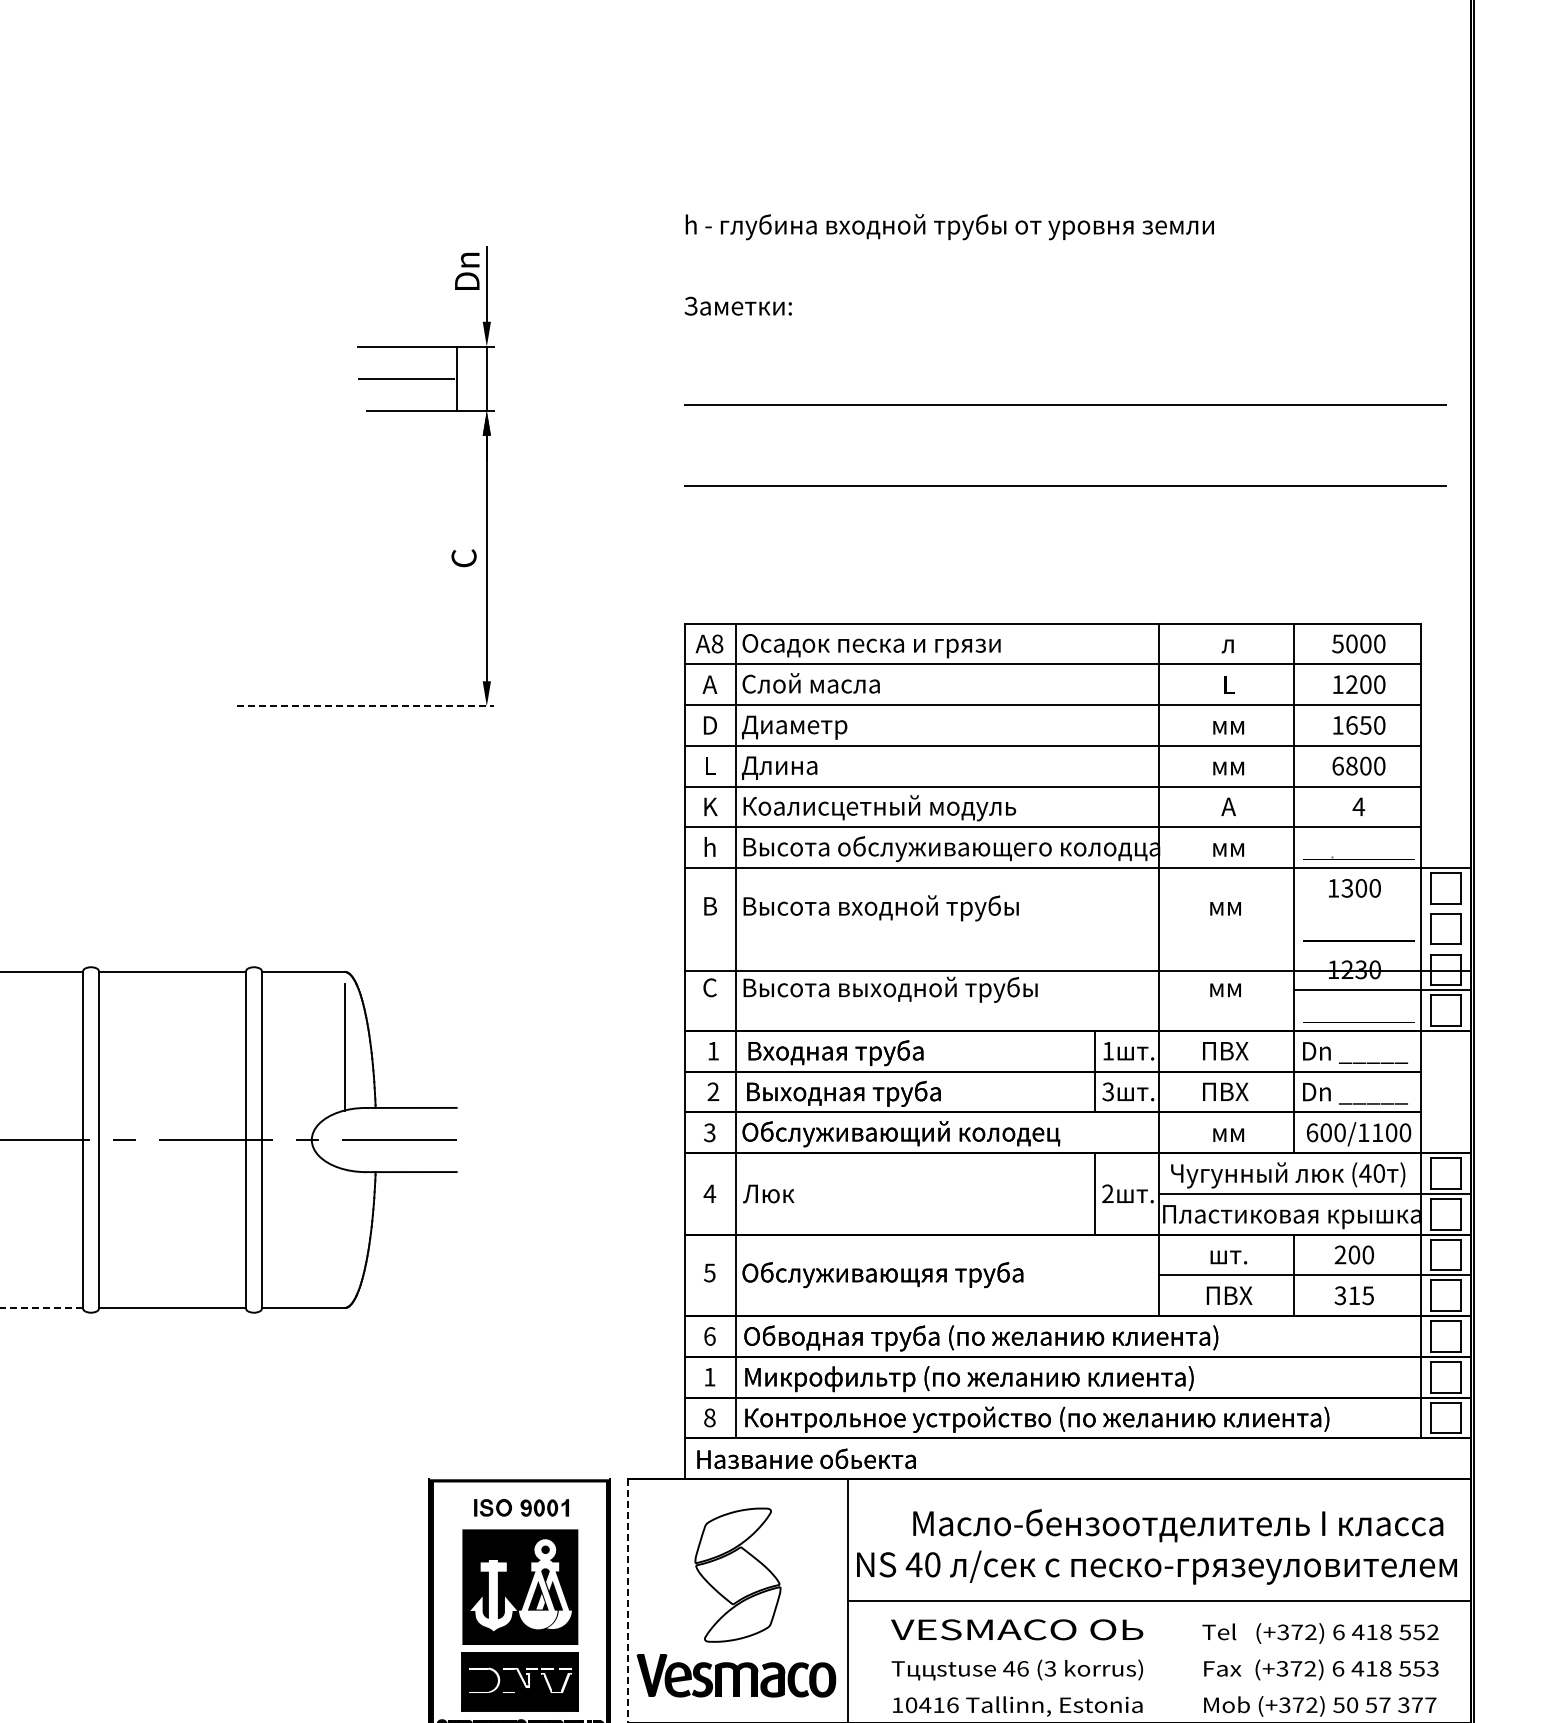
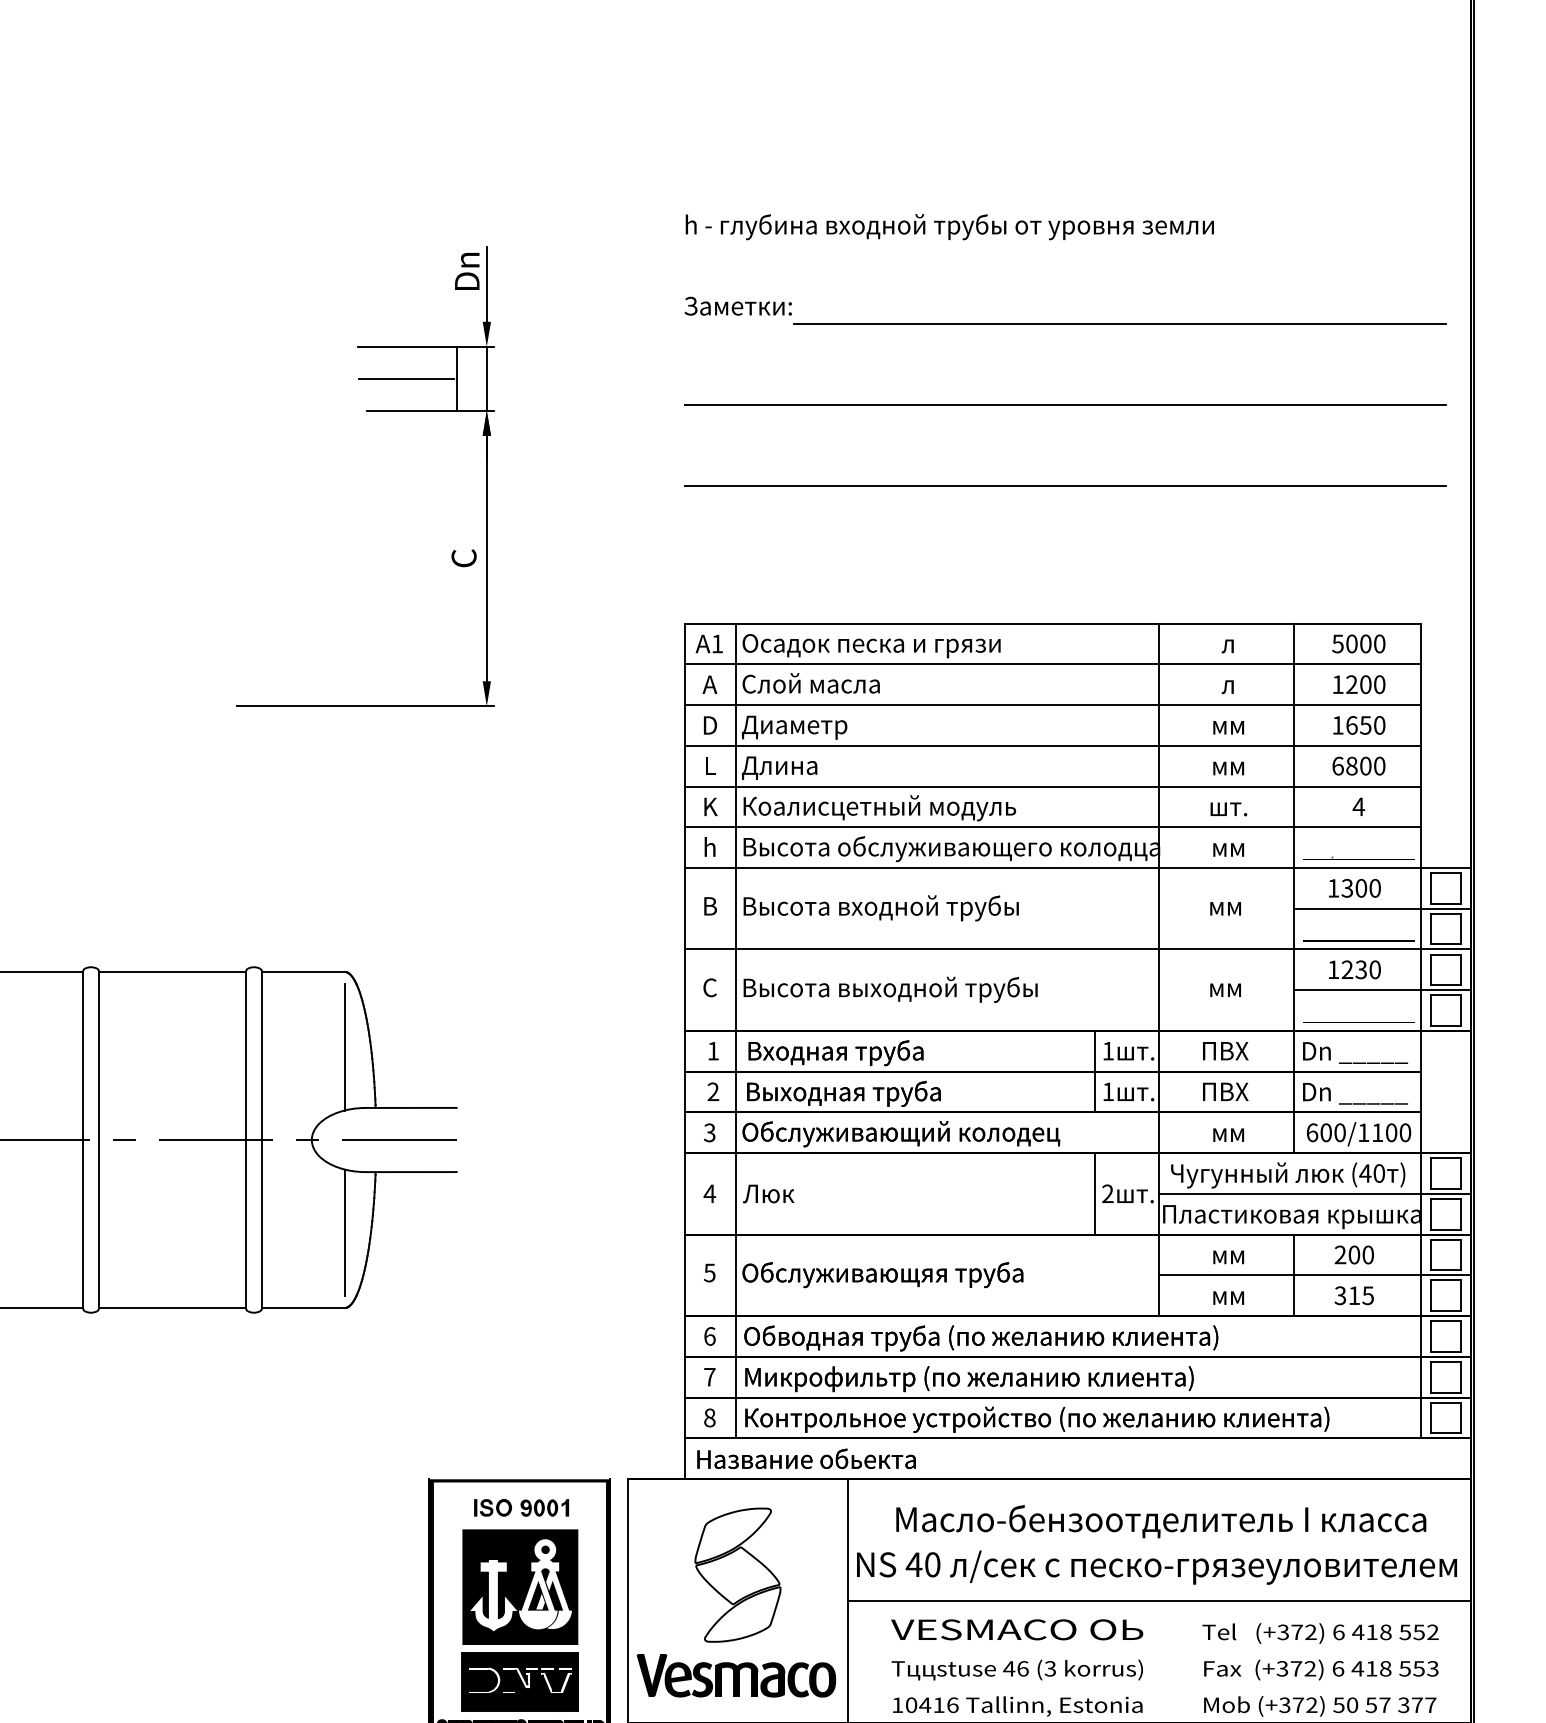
line: none -> present (1119, 323)
text: A8 -> A1 (717, 643)
text: L -> л (1227, 685)
line: dashed -> solid (365, 706)
text: A -> шт. (1228, 806)
line: none -> present (1382, 908)
line position: (1077, 971) -> (1077, 949) (1077, 949)
text: 3 -> 1 (1107, 1091)
line: none -> present (344, 1232)
text: шт. -> мм (1228, 1257)
text: ПВХ -> мм (1229, 1295)
line: dashed -> solid (41, 1308)
text: 1 -> 7 (709, 1377)
text position: (1178, 1525) -> (1161, 1521) (1161, 1521)
line: dashed -> solid (628, 1600)
